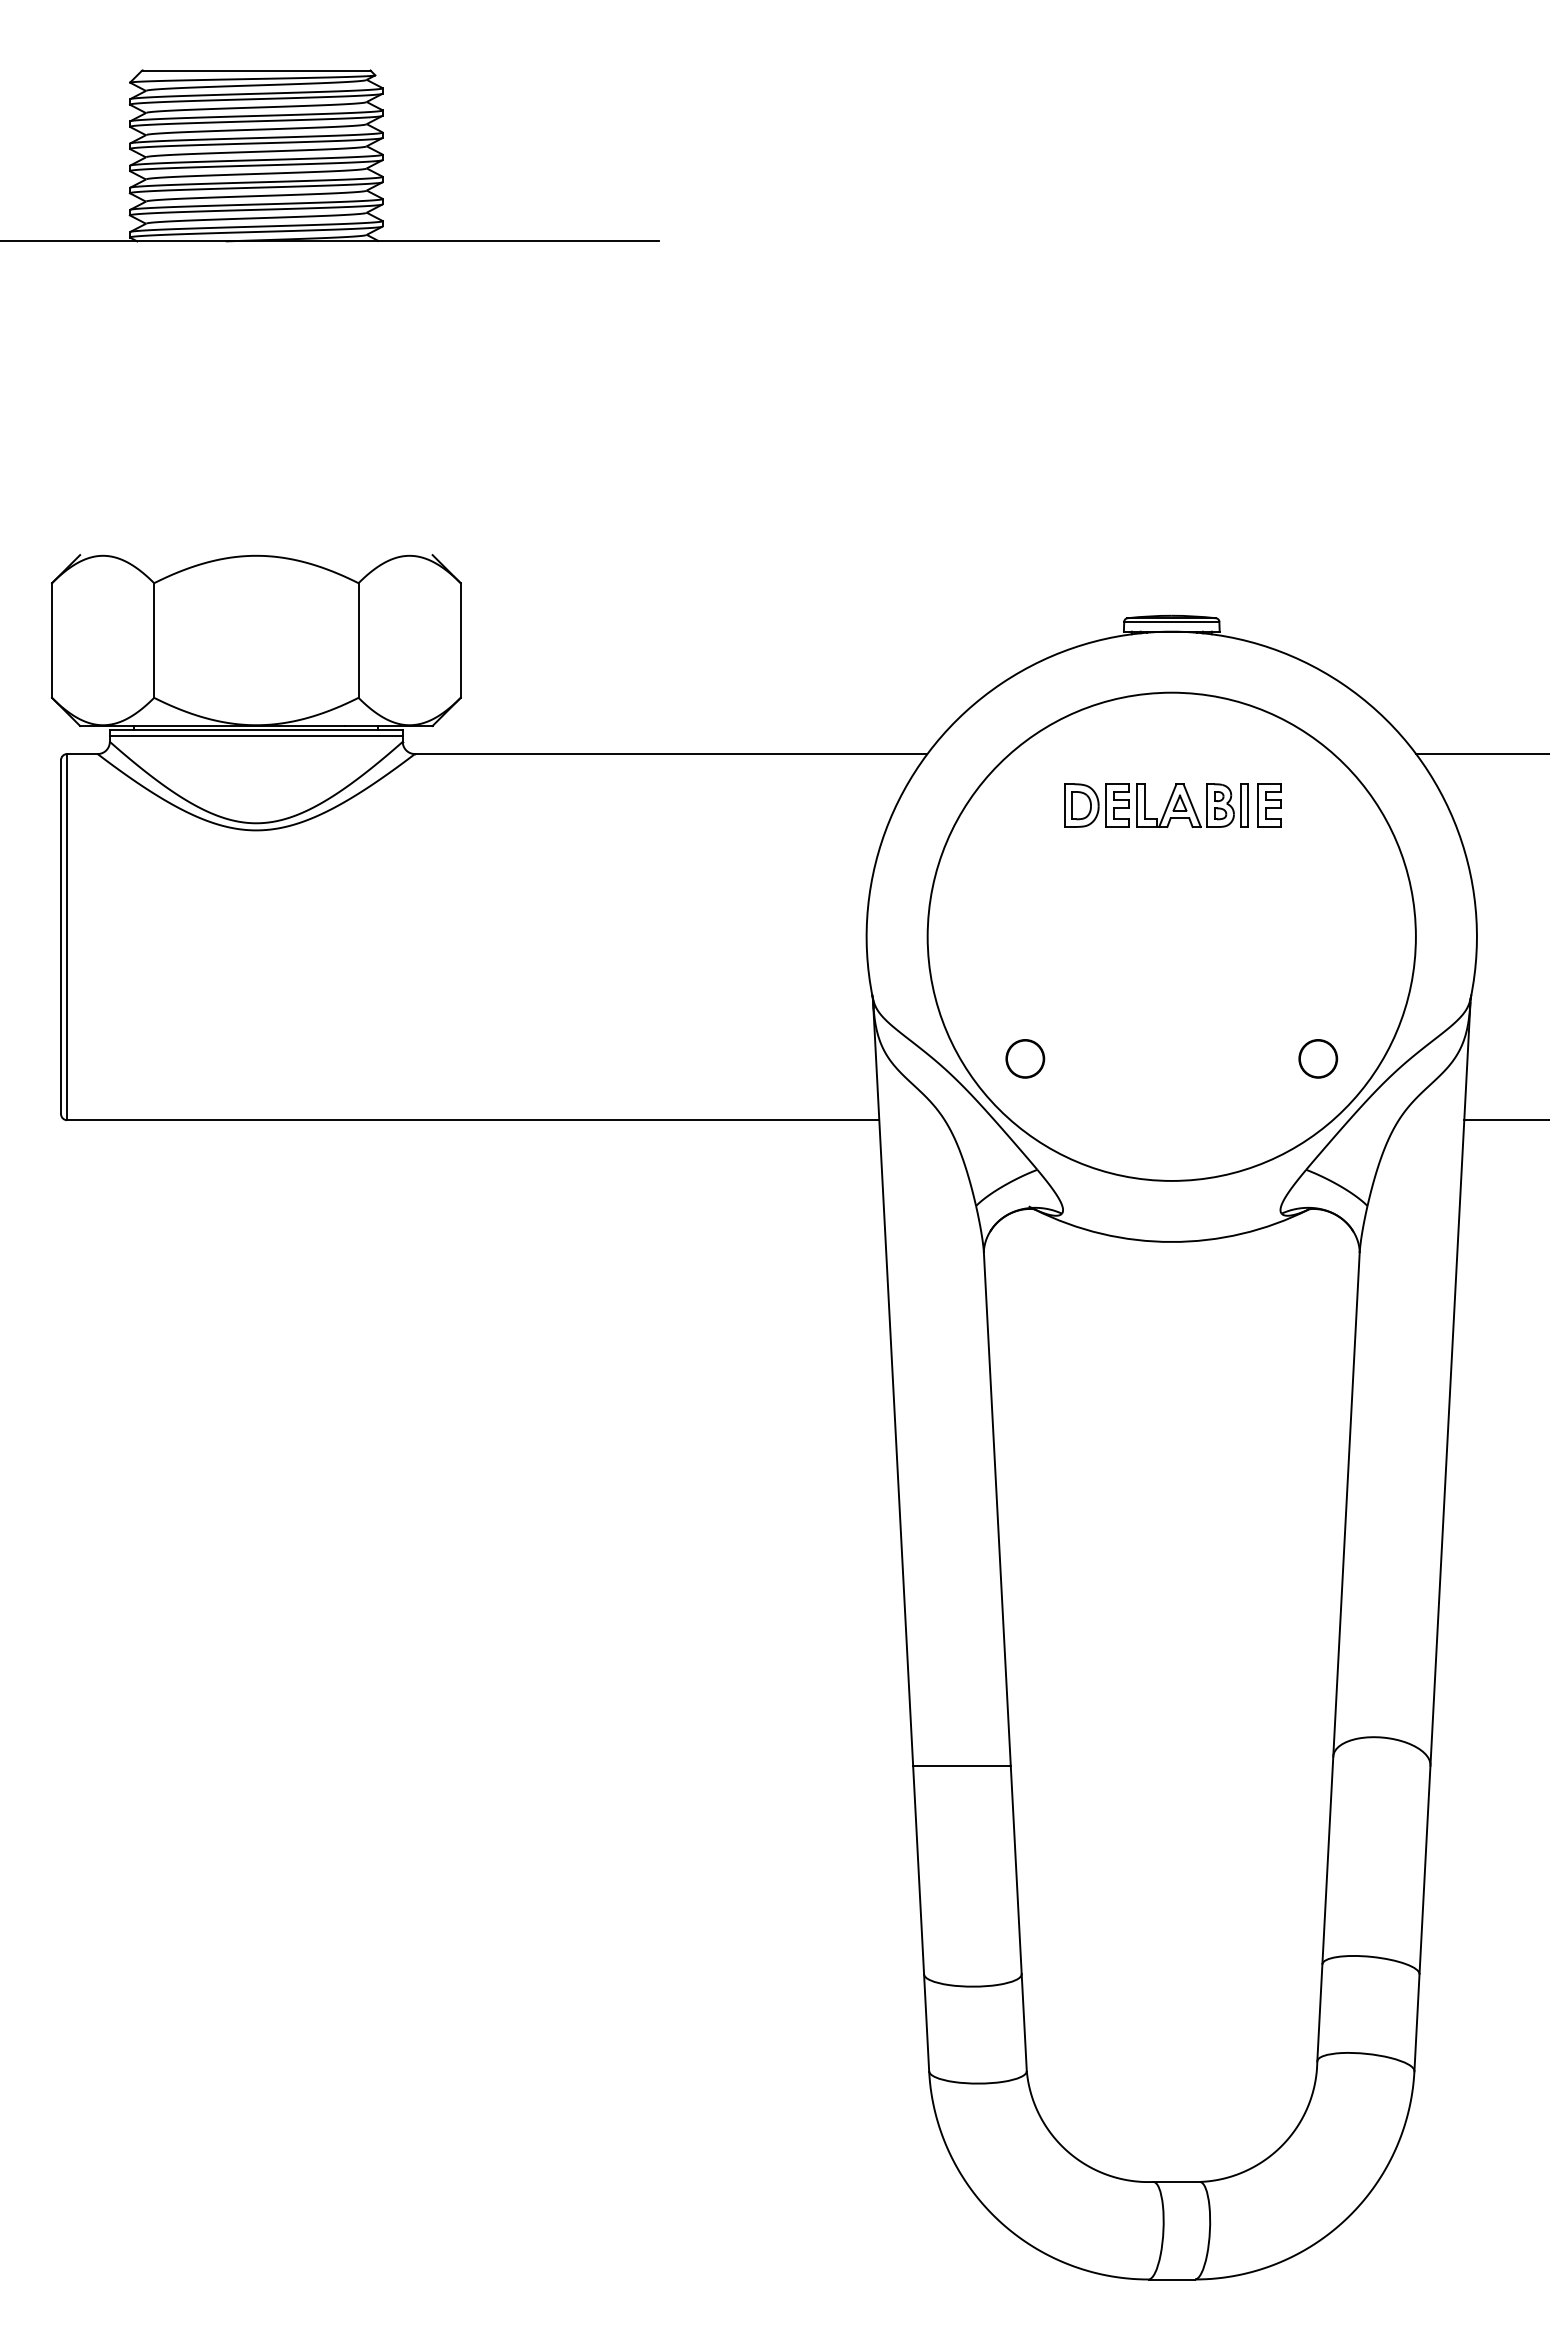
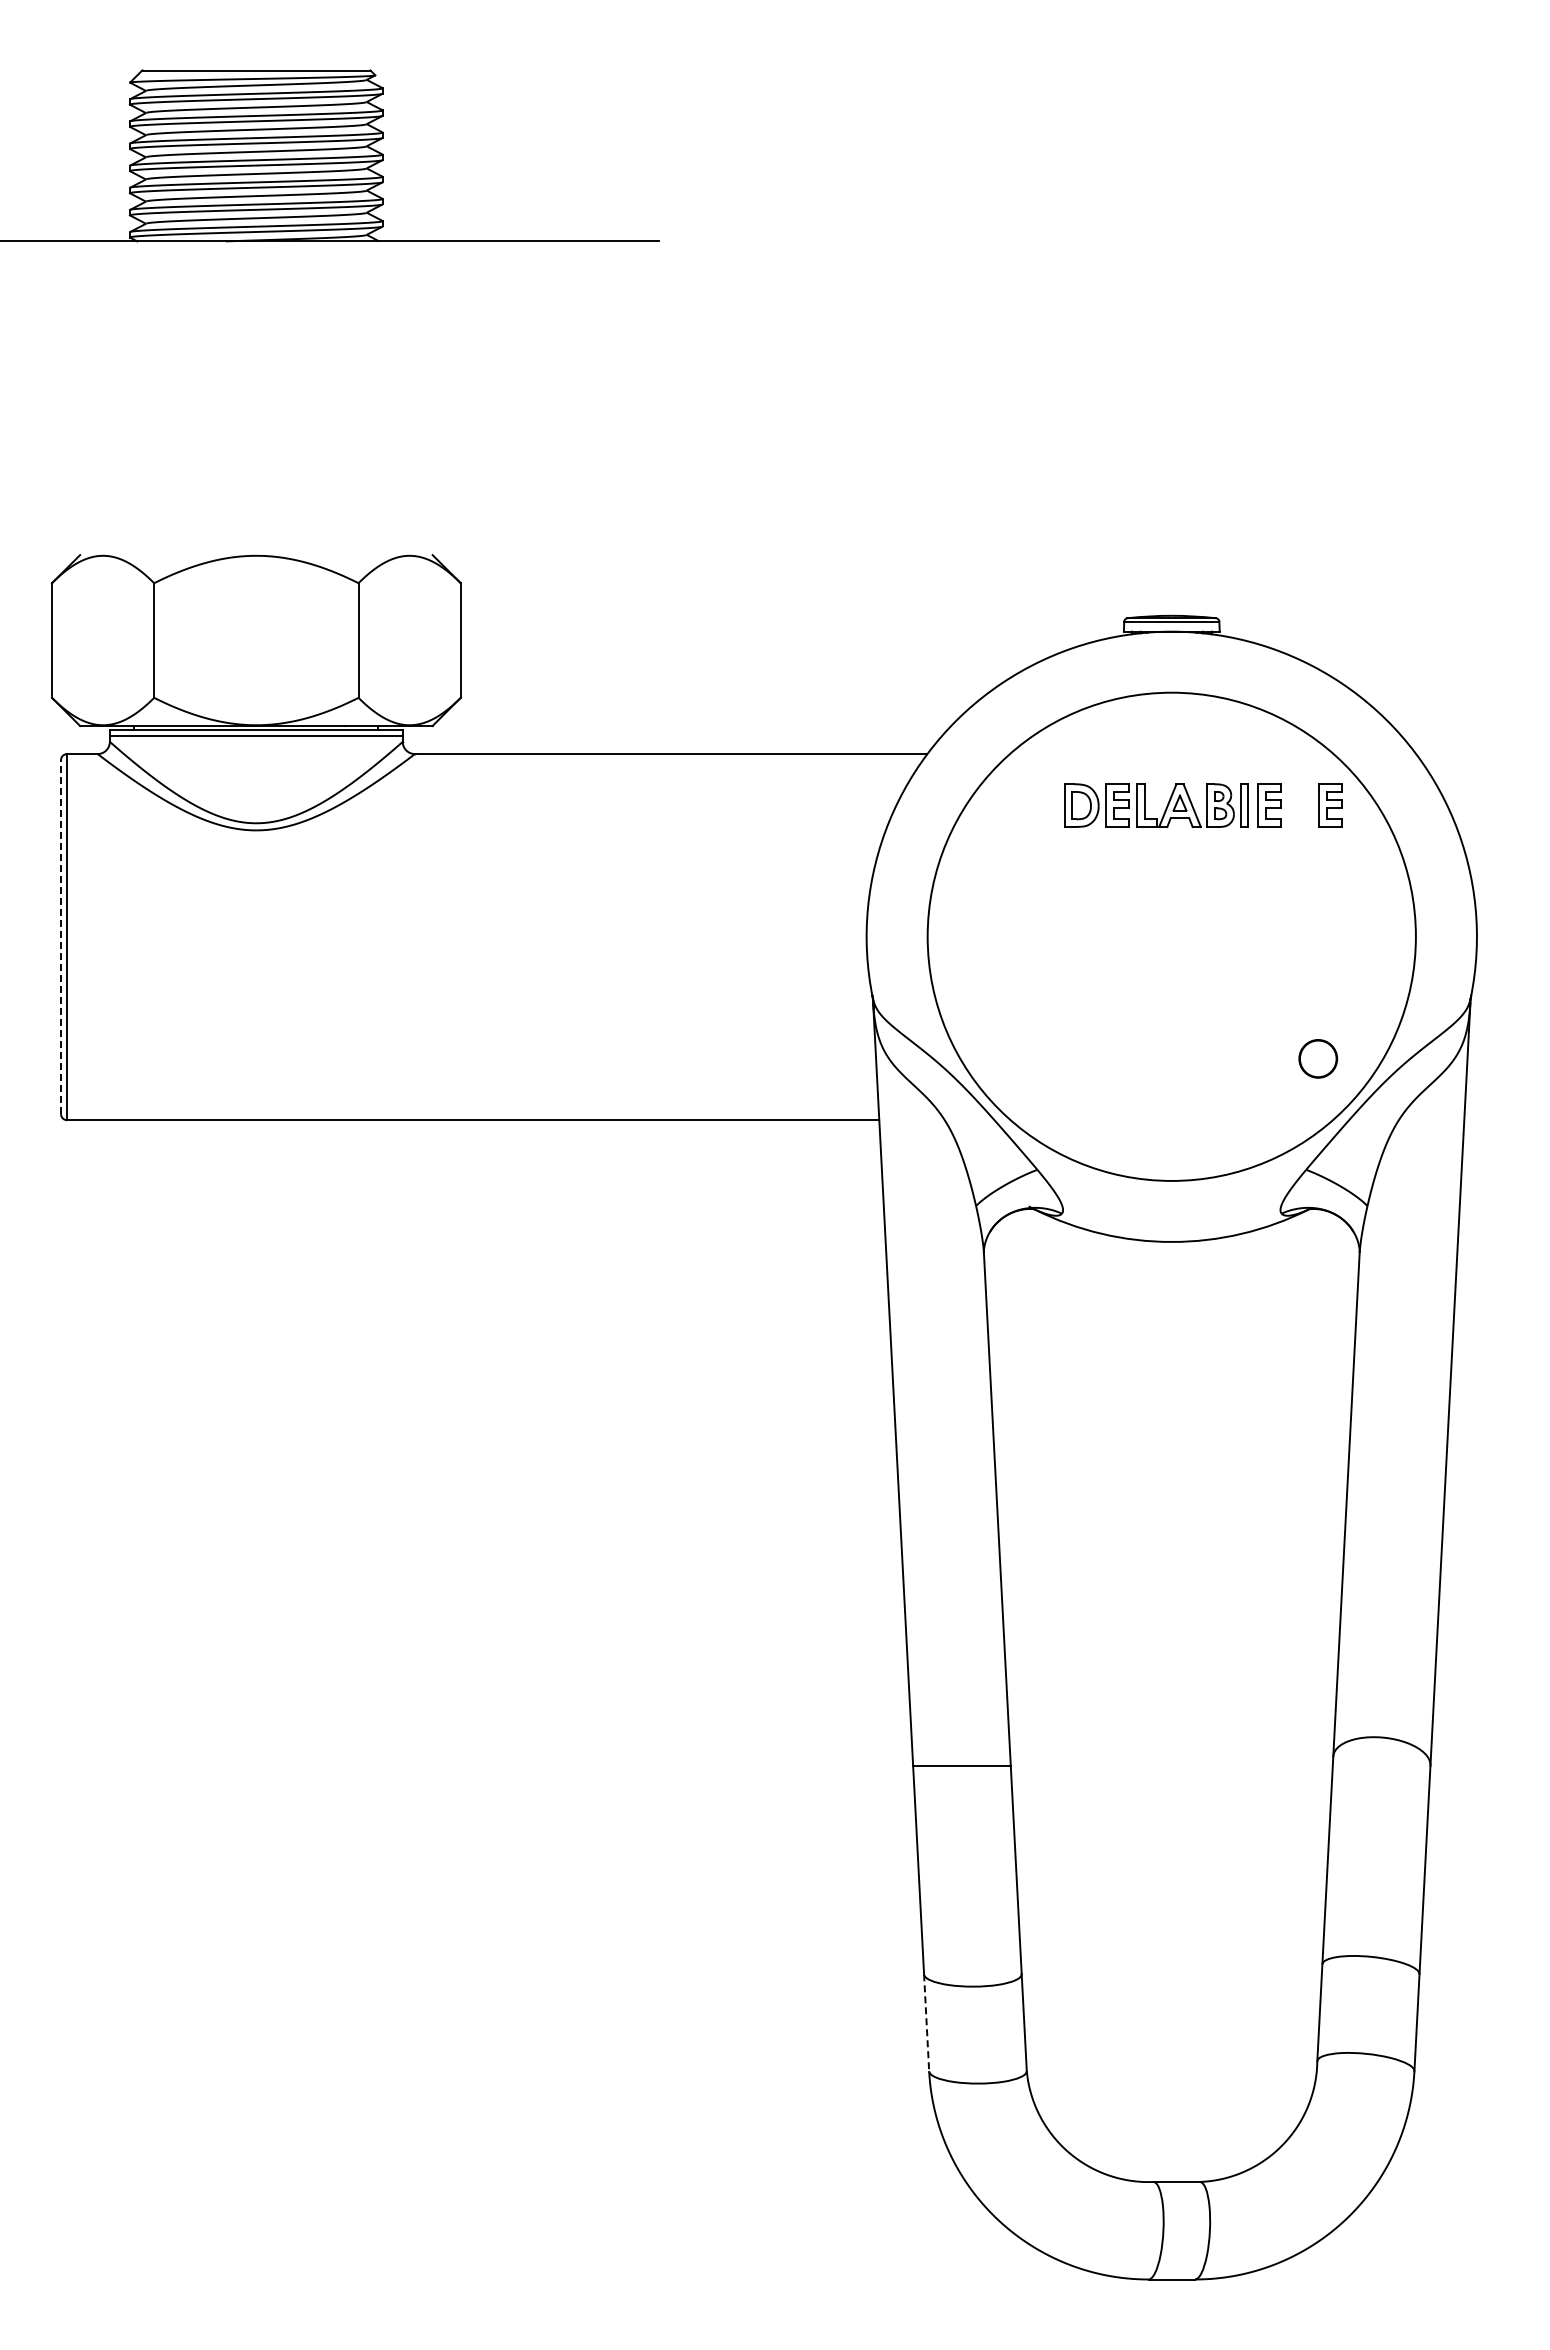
line: present -> none (1481, 754)
part: none -> present (1330, 805)
line: solid -> dashed (61, 937)
part: present -> none (1025, 1058)
line: present -> none (1505, 1120)
line: solid -> dashed (926, 2022)
